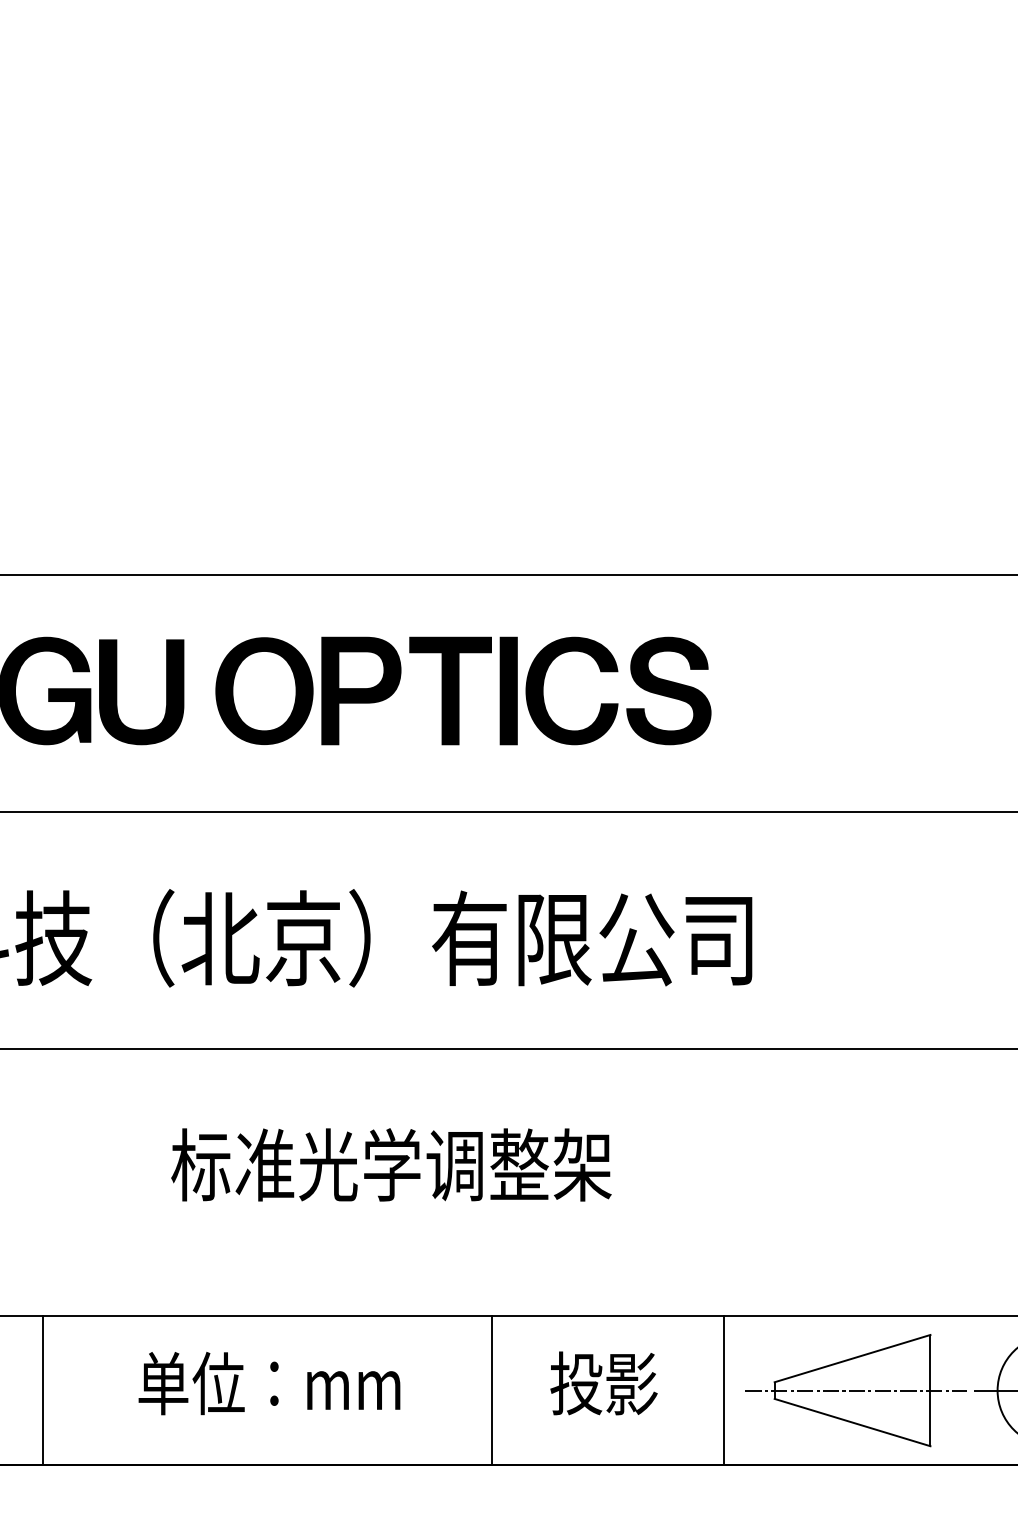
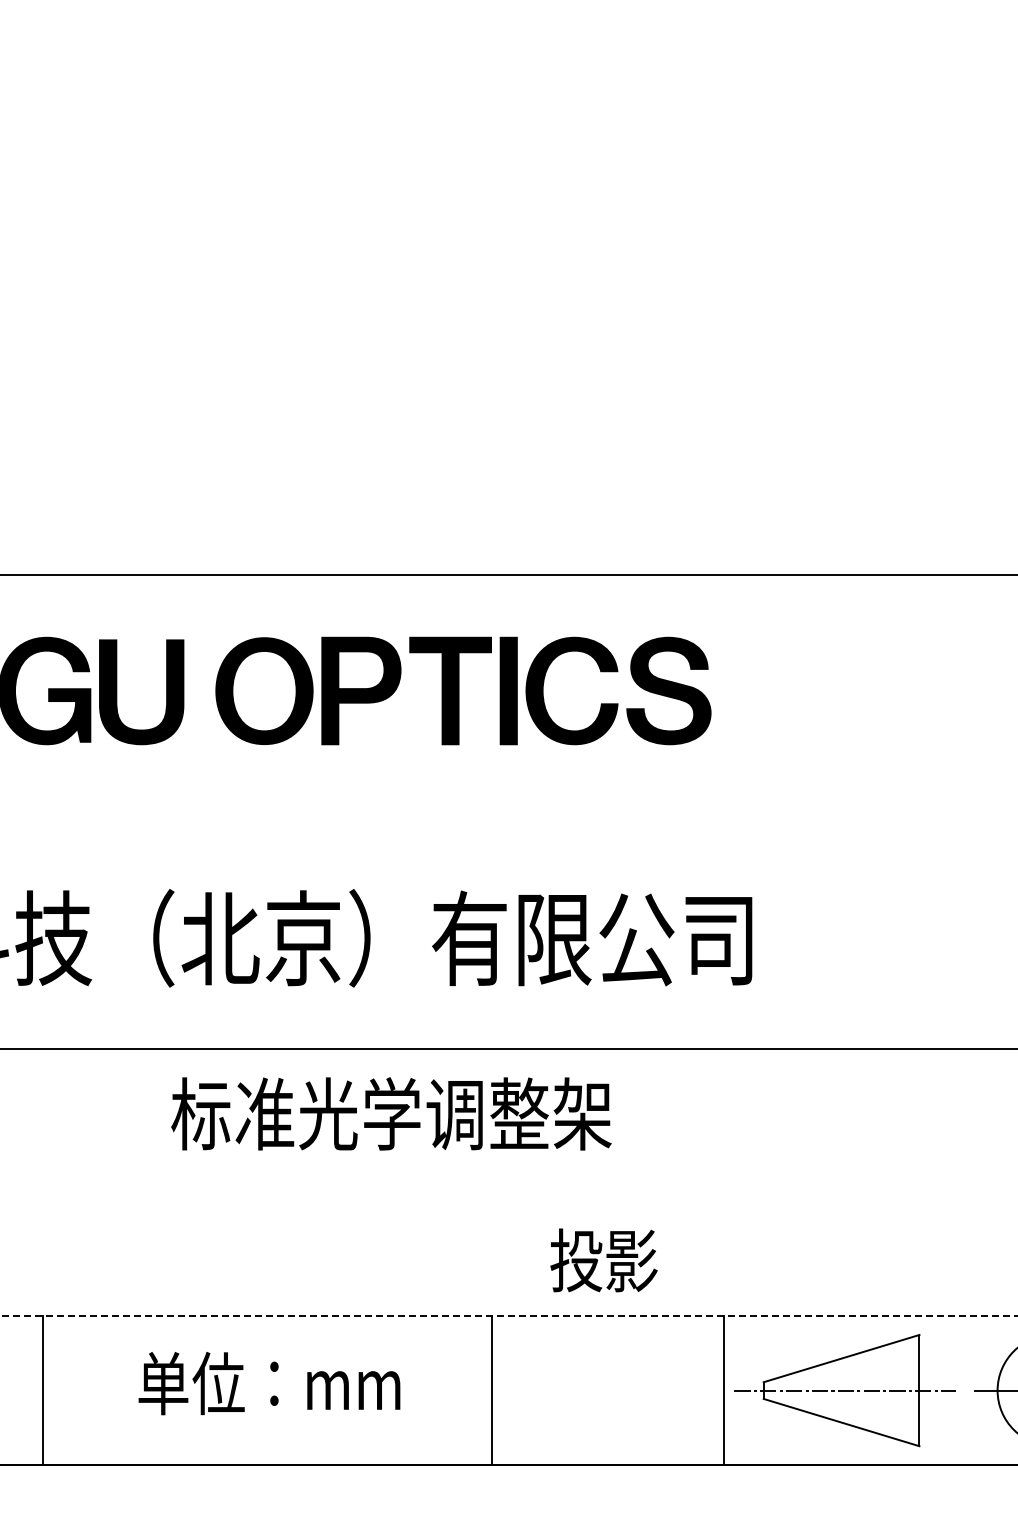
line: present -> none (508, 812)
text position: (391, 1164) -> (391, 1113) (391, 1113)
line: solid -> dashed (509, 1316)
text position: (603, 1383) -> (603, 1260) (603, 1260)
part position: (855, 1390) -> (844, 1390) (844, 1390)
